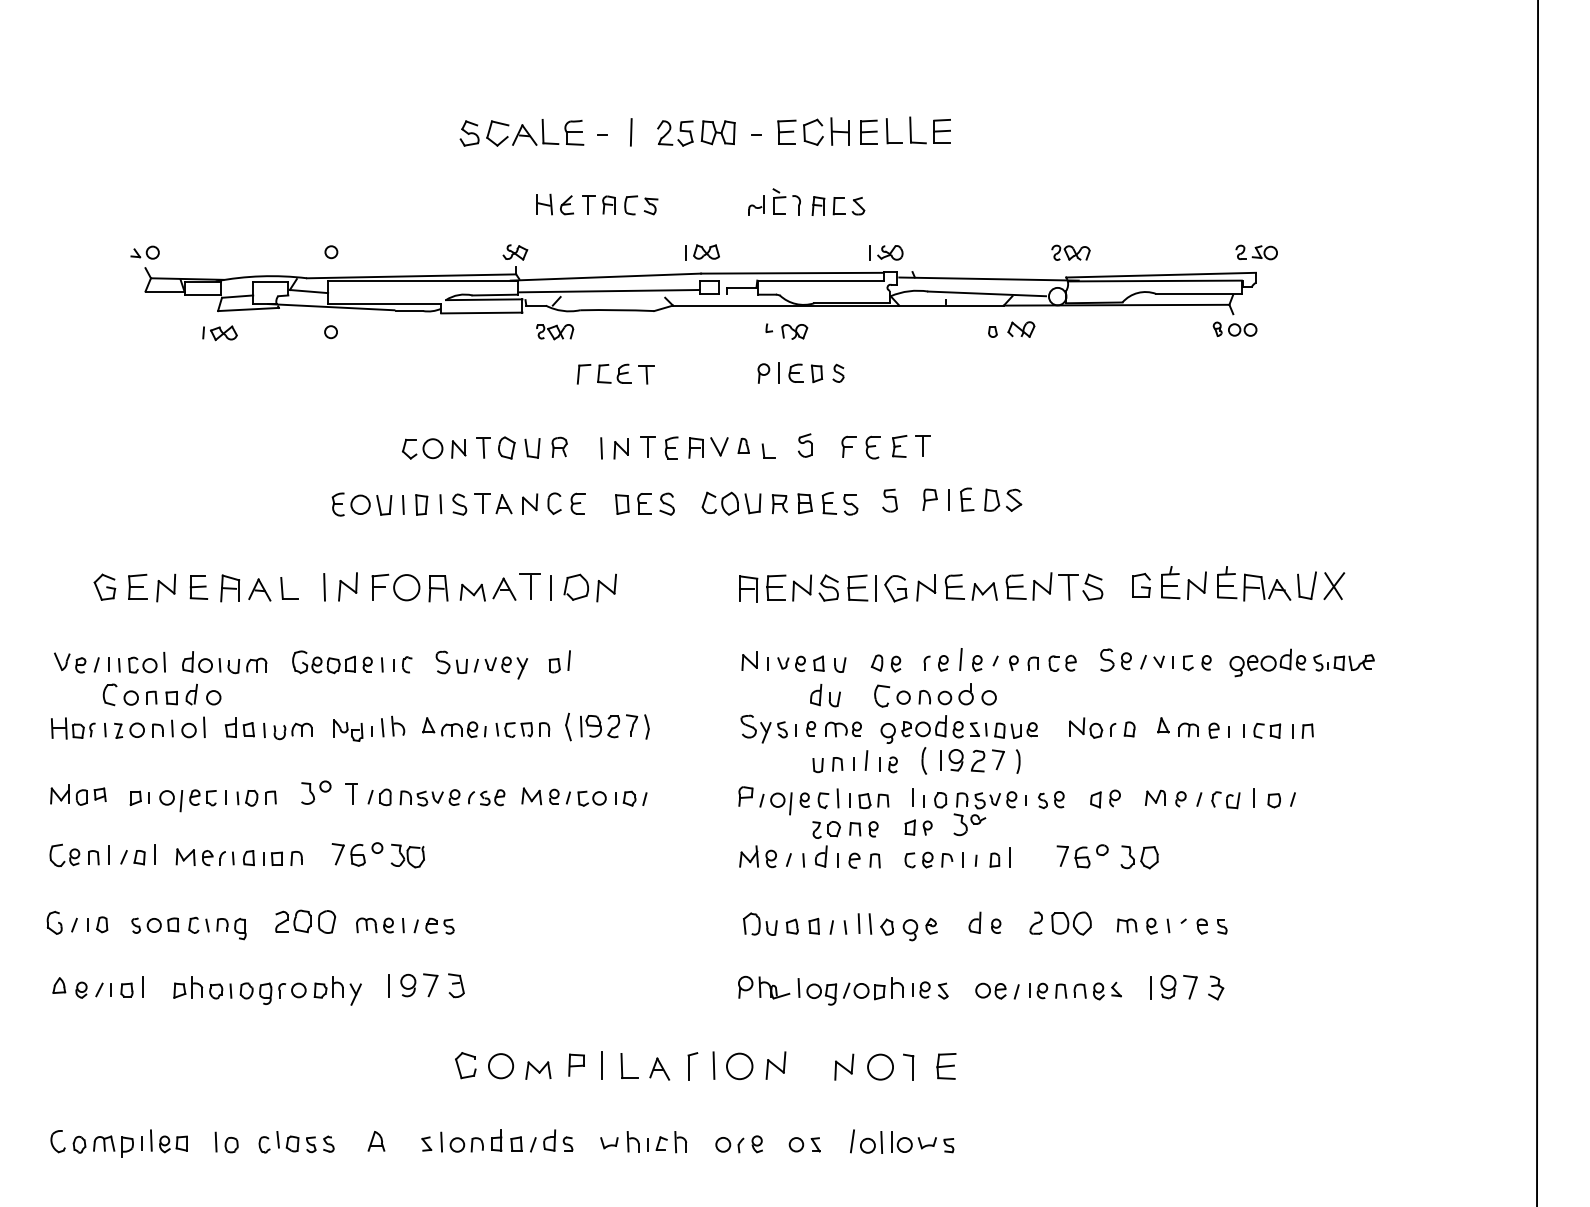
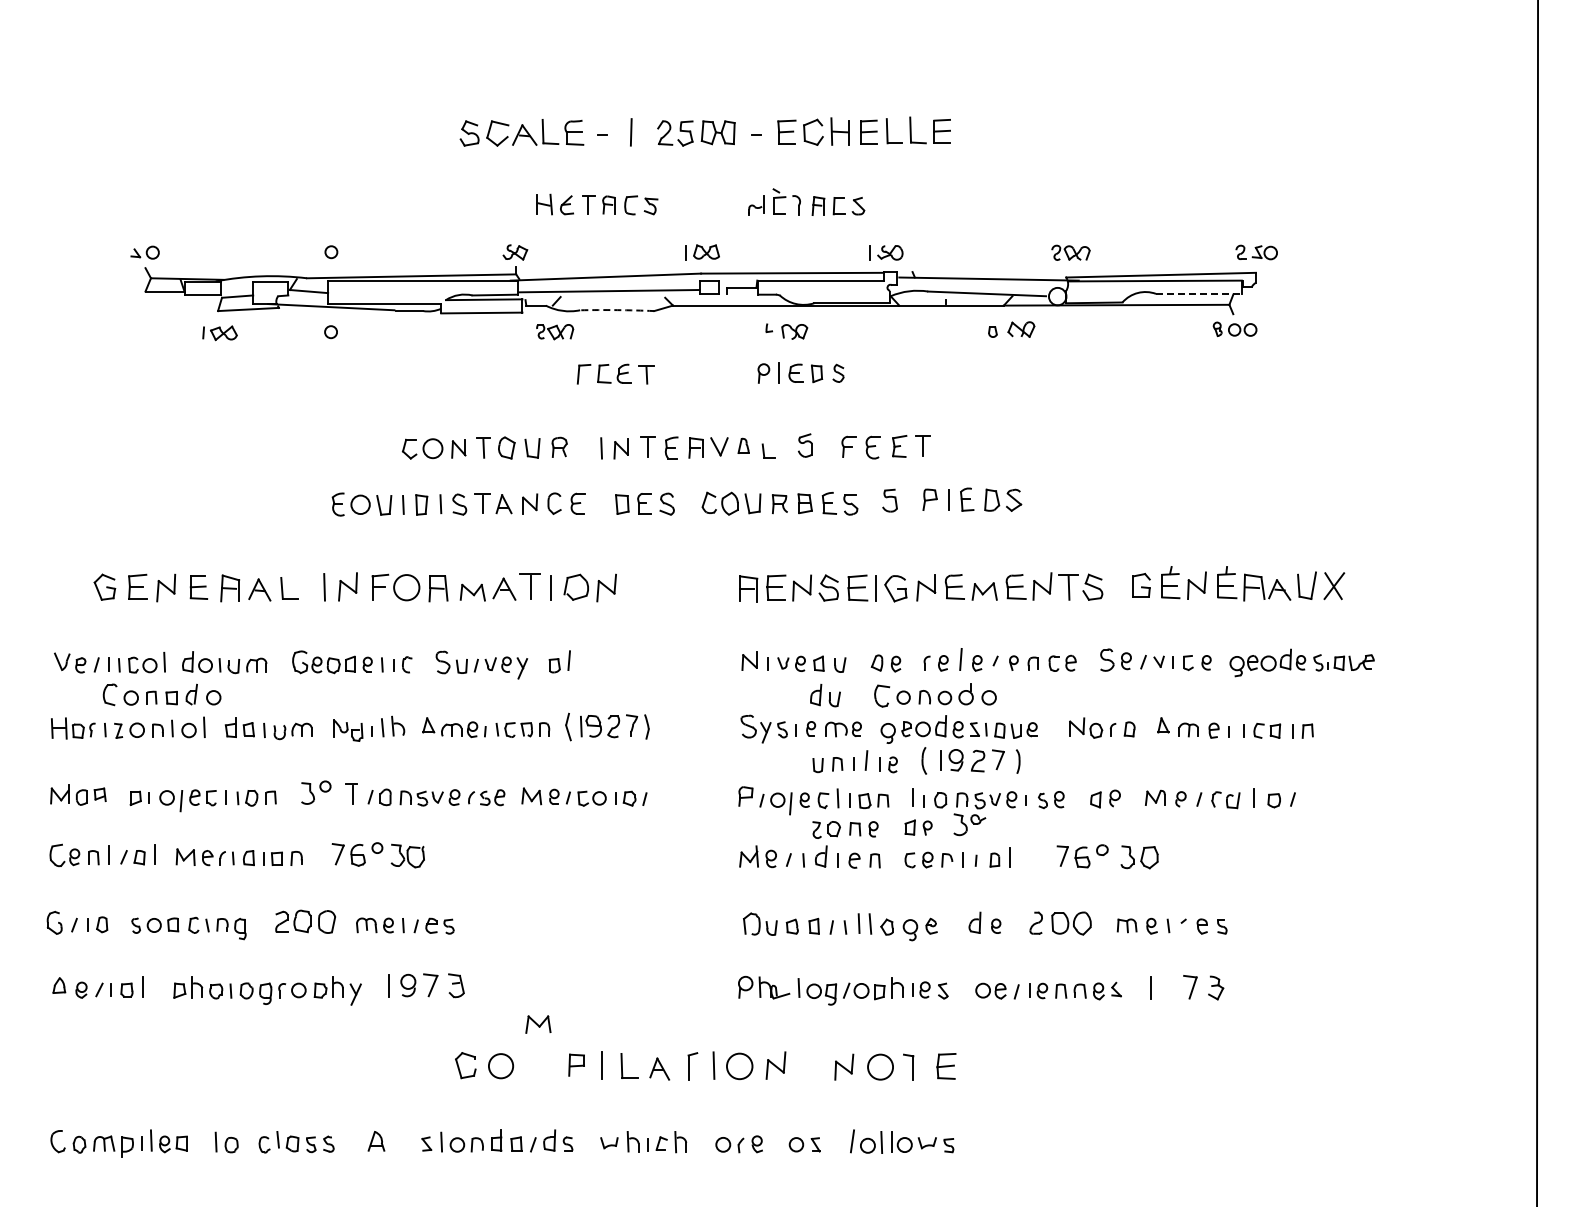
line: solid -> dashed (1198, 293)
arc: solid -> dashed (617, 310)
part: present -> none (1168, 987)
part position: (538, 1070) -> (538, 1024) (538, 1024)
